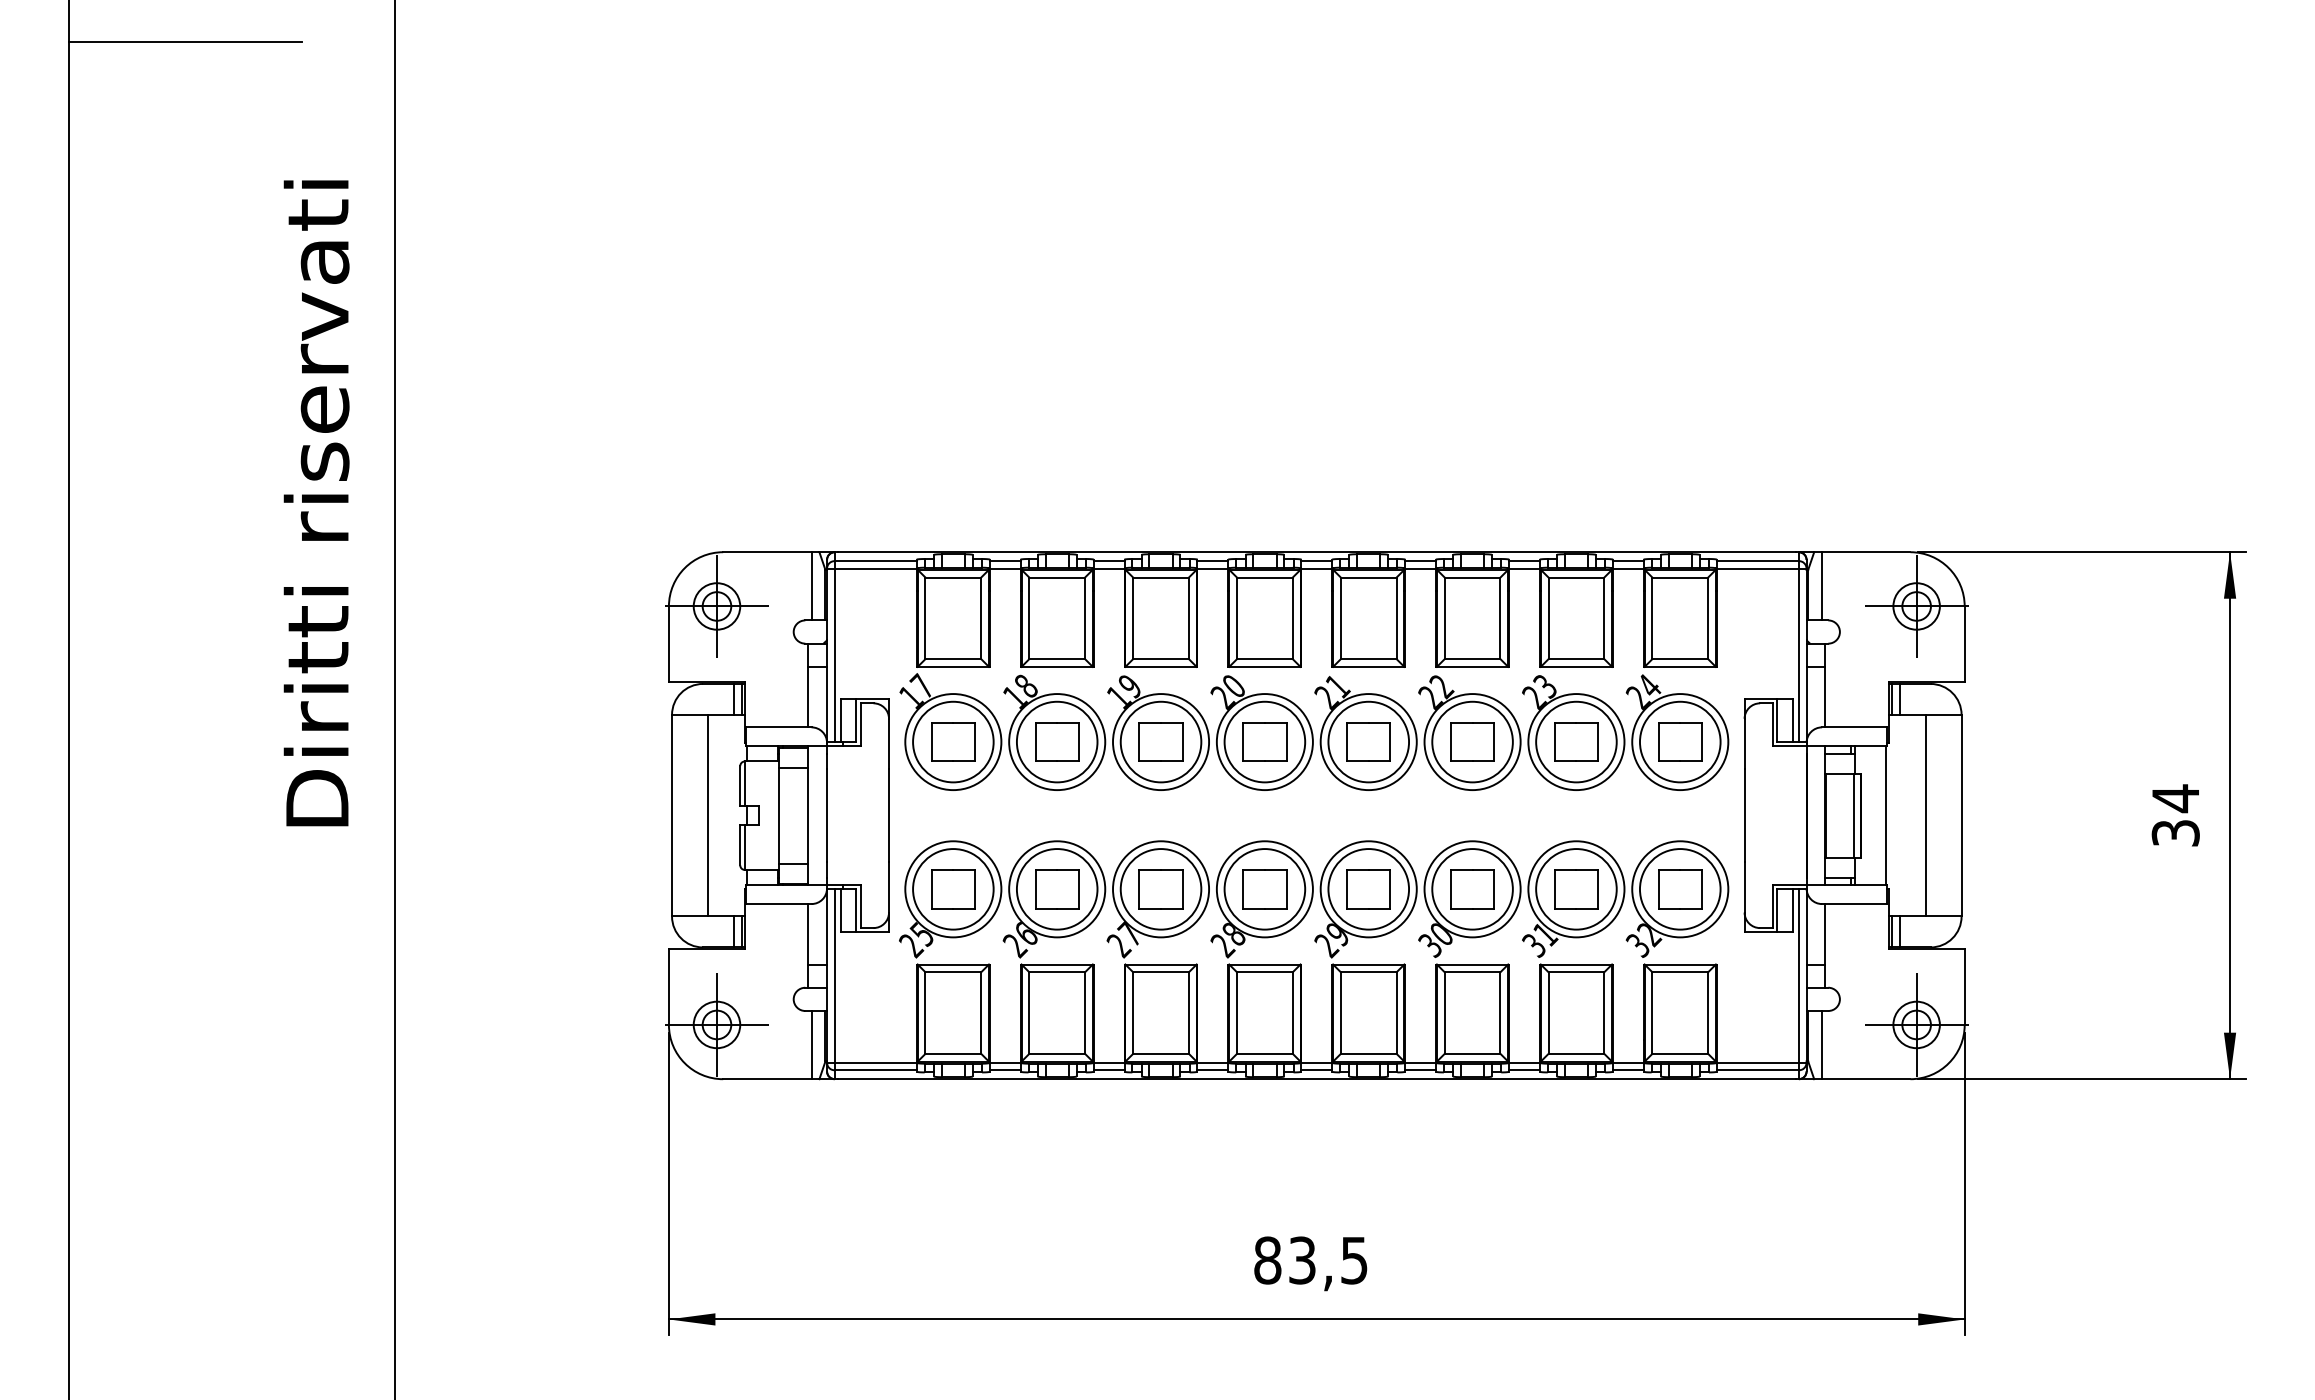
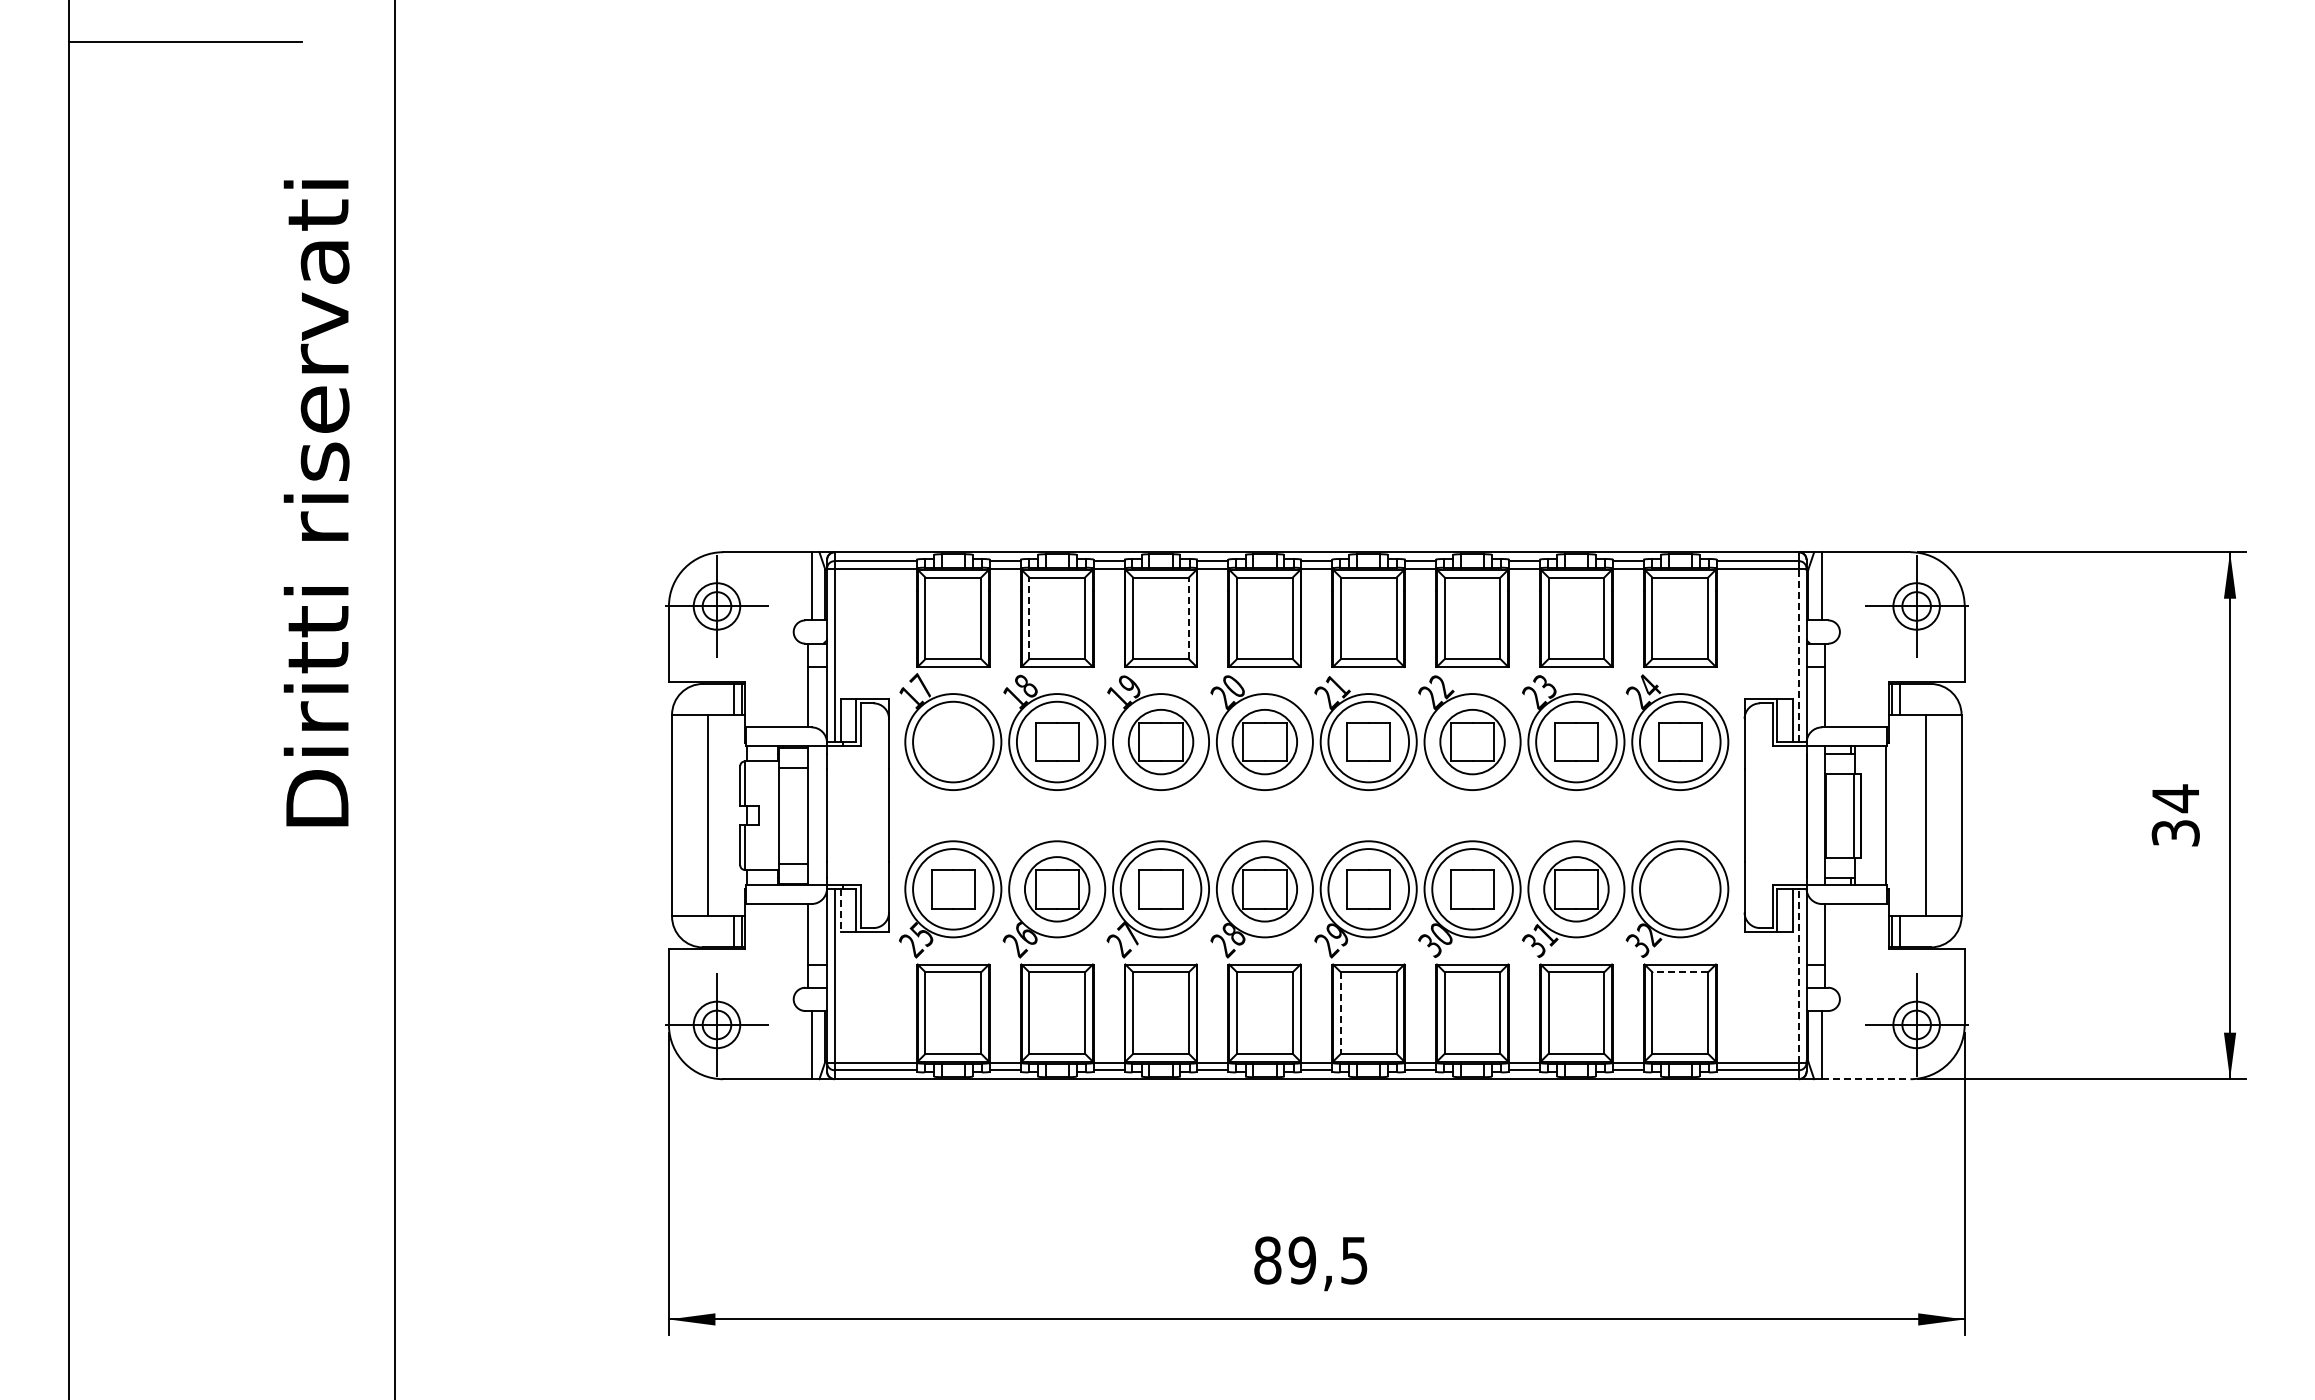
line: solid -> dashed (1029, 618)
line: solid -> dashed (1188, 618)
line: solid -> dashed (1798, 655)
part: present -> none (953, 741)
circle diameter: 81 px -> 64 px (1160, 741)
circle diameter: 81 px -> 64 px (1264, 741)
circle diameter: 81 px -> 64 px (1472, 741)
circle diameter: 81 px -> 64 px (1056, 889)
circle diameter: 81 px -> 64 px (1264, 889)
circle diameter: 81 px -> 64 px (1576, 889)
part: present -> none (1680, 889)
line: solid -> dashed (840, 911)
line: solid -> dashed (1680, 972)
line: solid -> dashed (1798, 975)
line: solid -> dashed (1340, 1013)
line: solid -> dashed (1866, 1079)
text: 83,5 -> 89,5 (1301, 1260)
